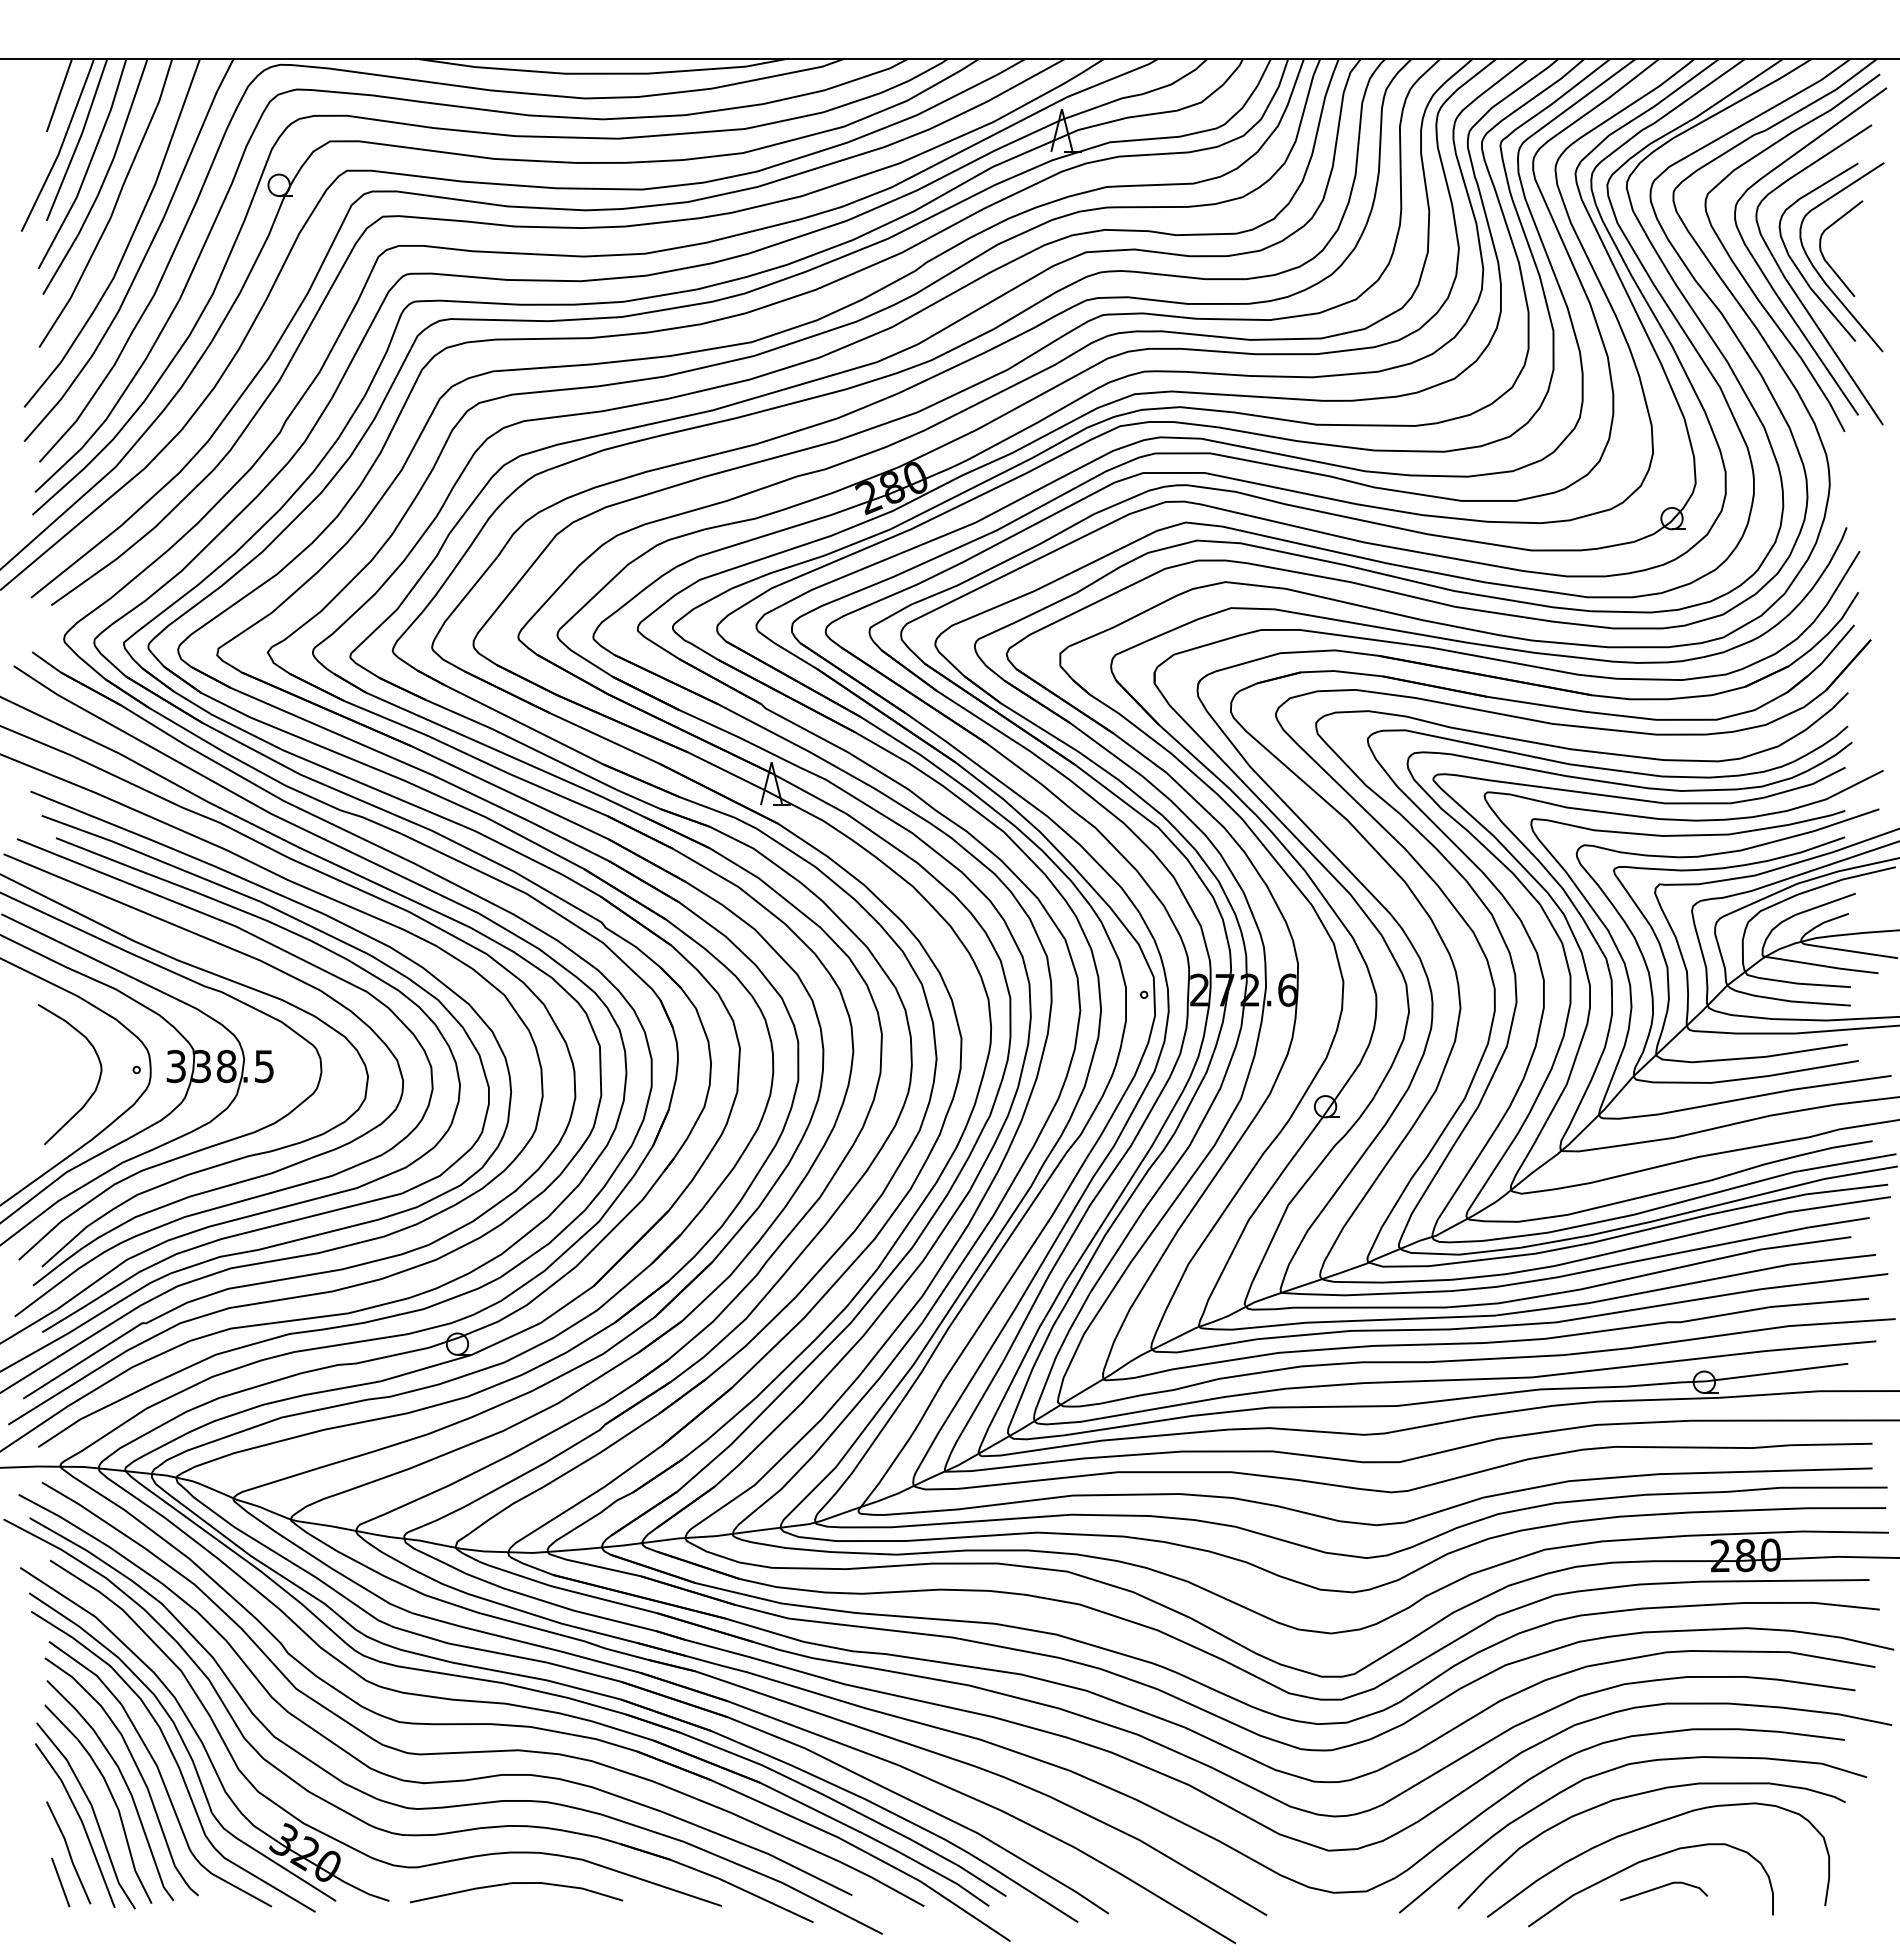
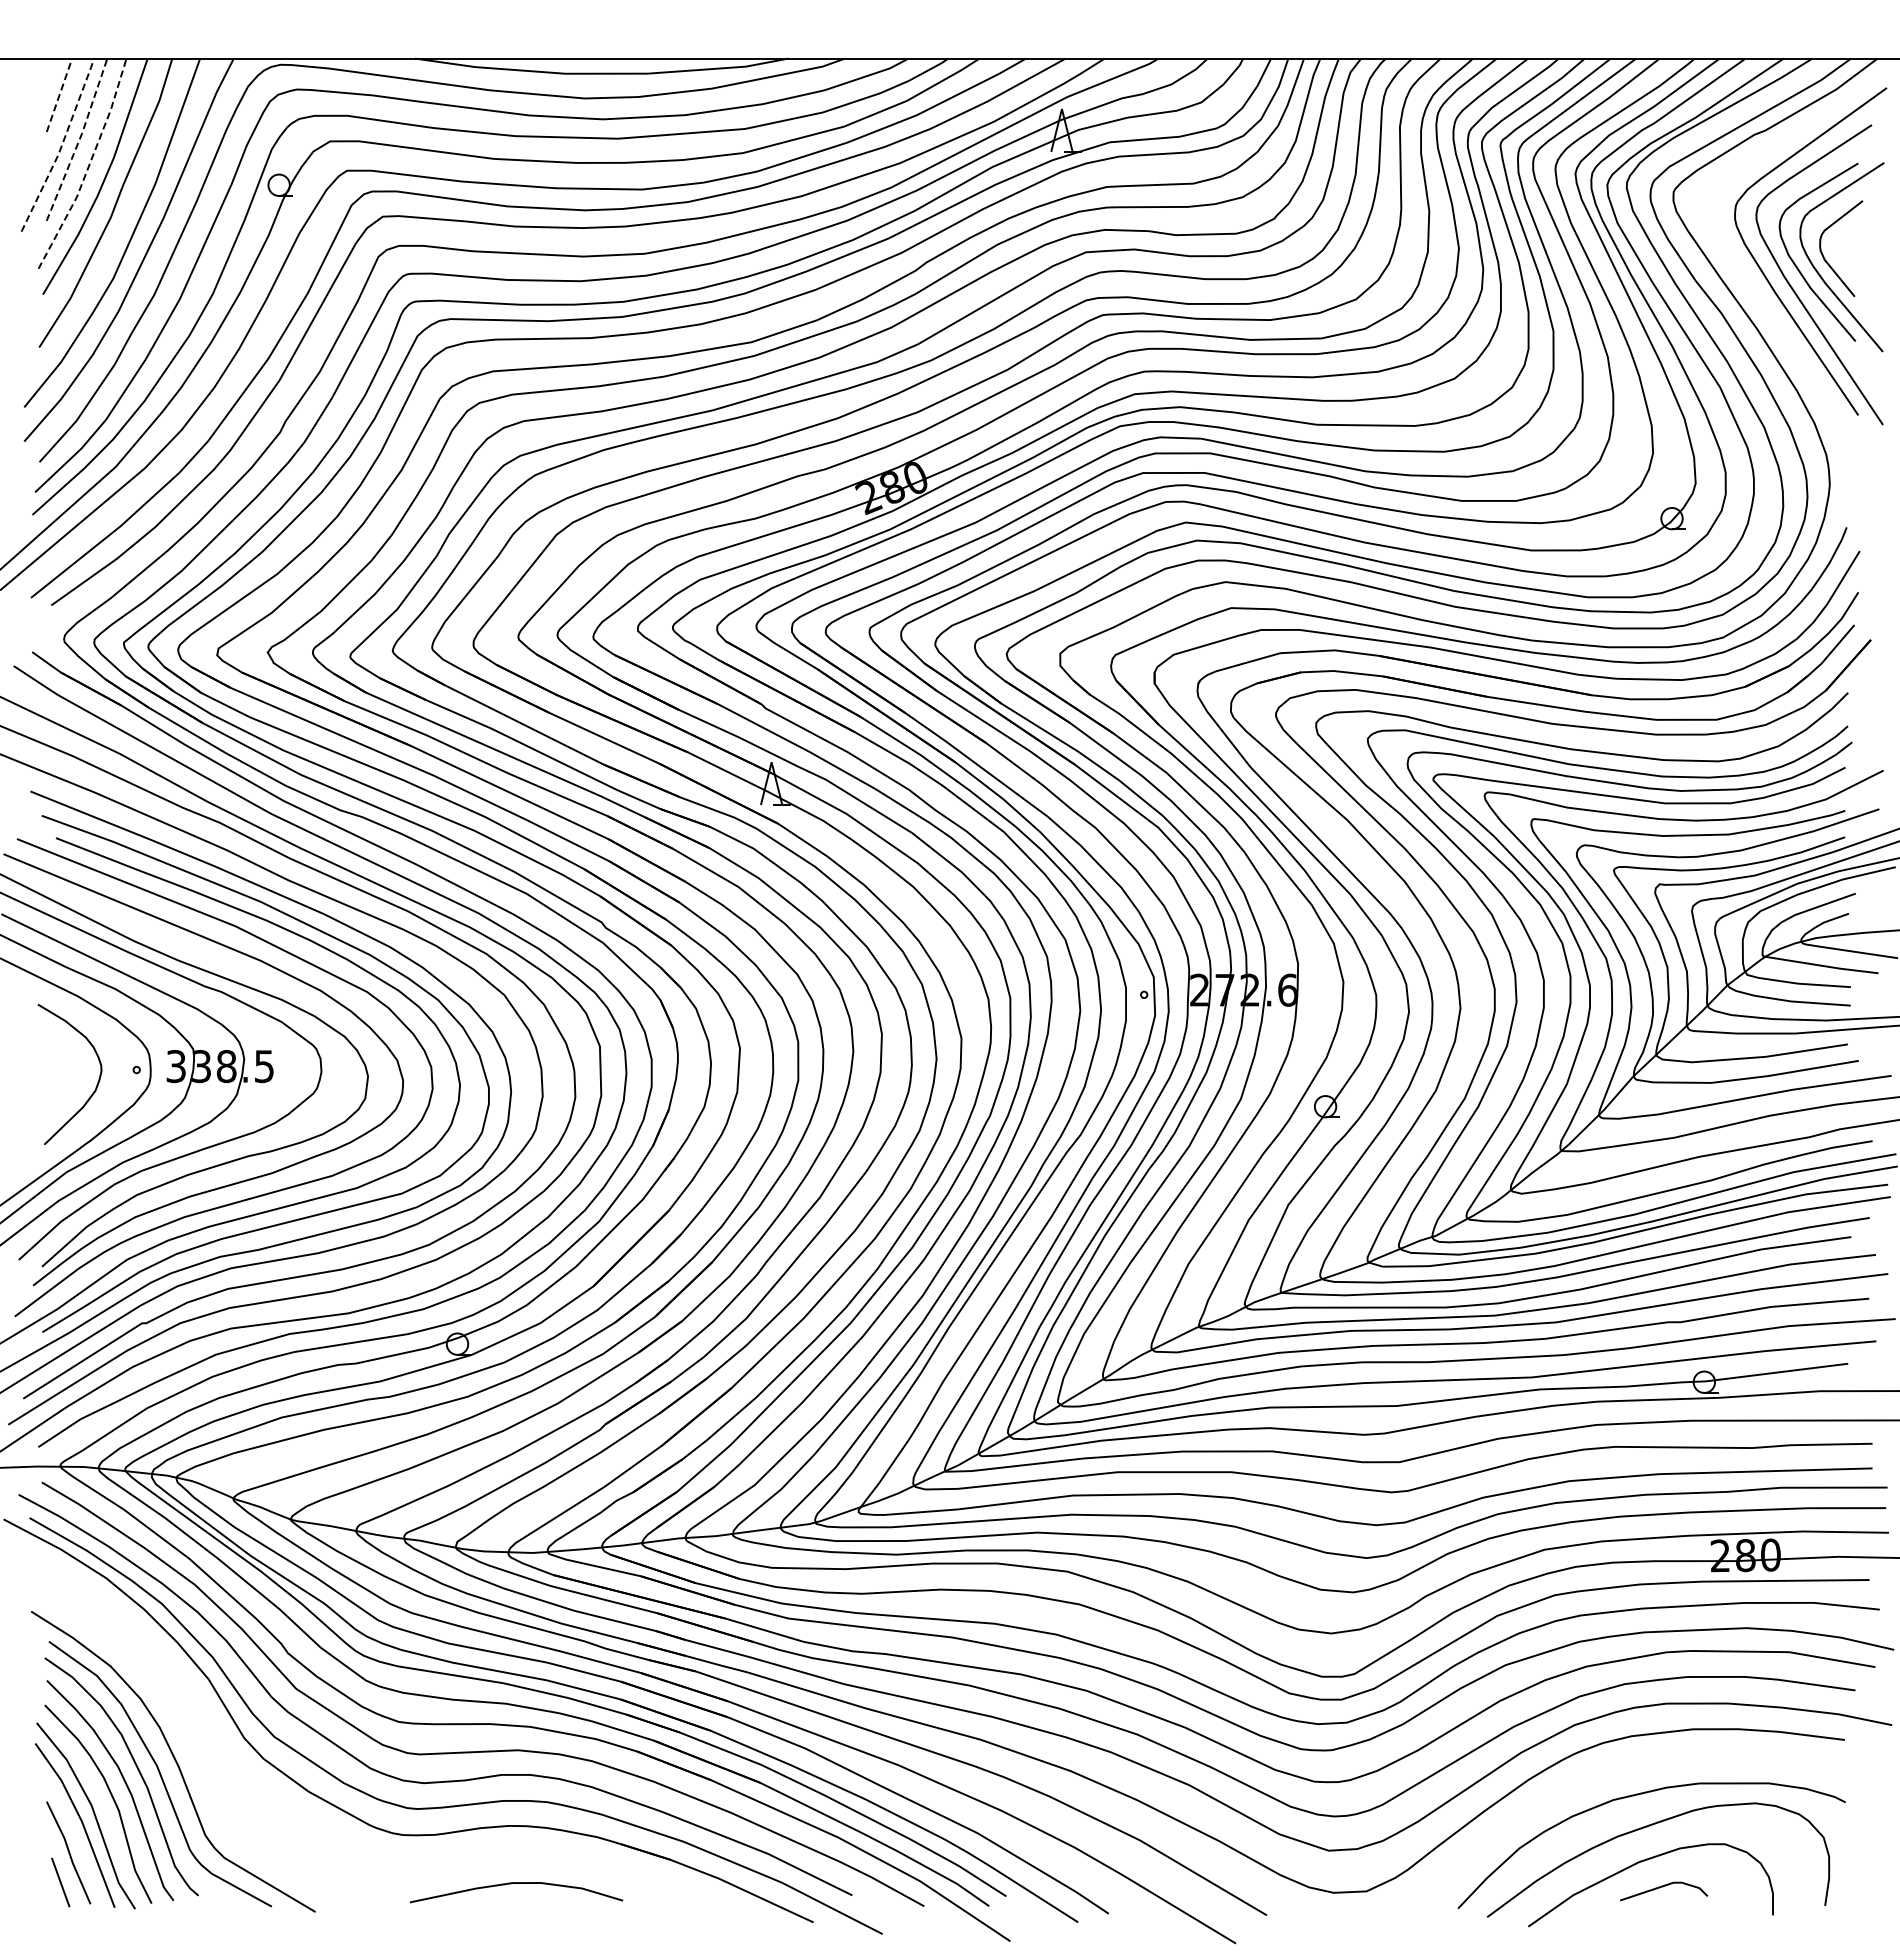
line: solid -> dashed (59, 95)
line: solid -> dashed (79, 139)
line: solid -> dashed (61, 146)
line: solid -> dashed (88, 166)
curve: present -> none (1747, 281)
curve: present -> none (1610, 1771)
part: present -> none (320, 1830)
